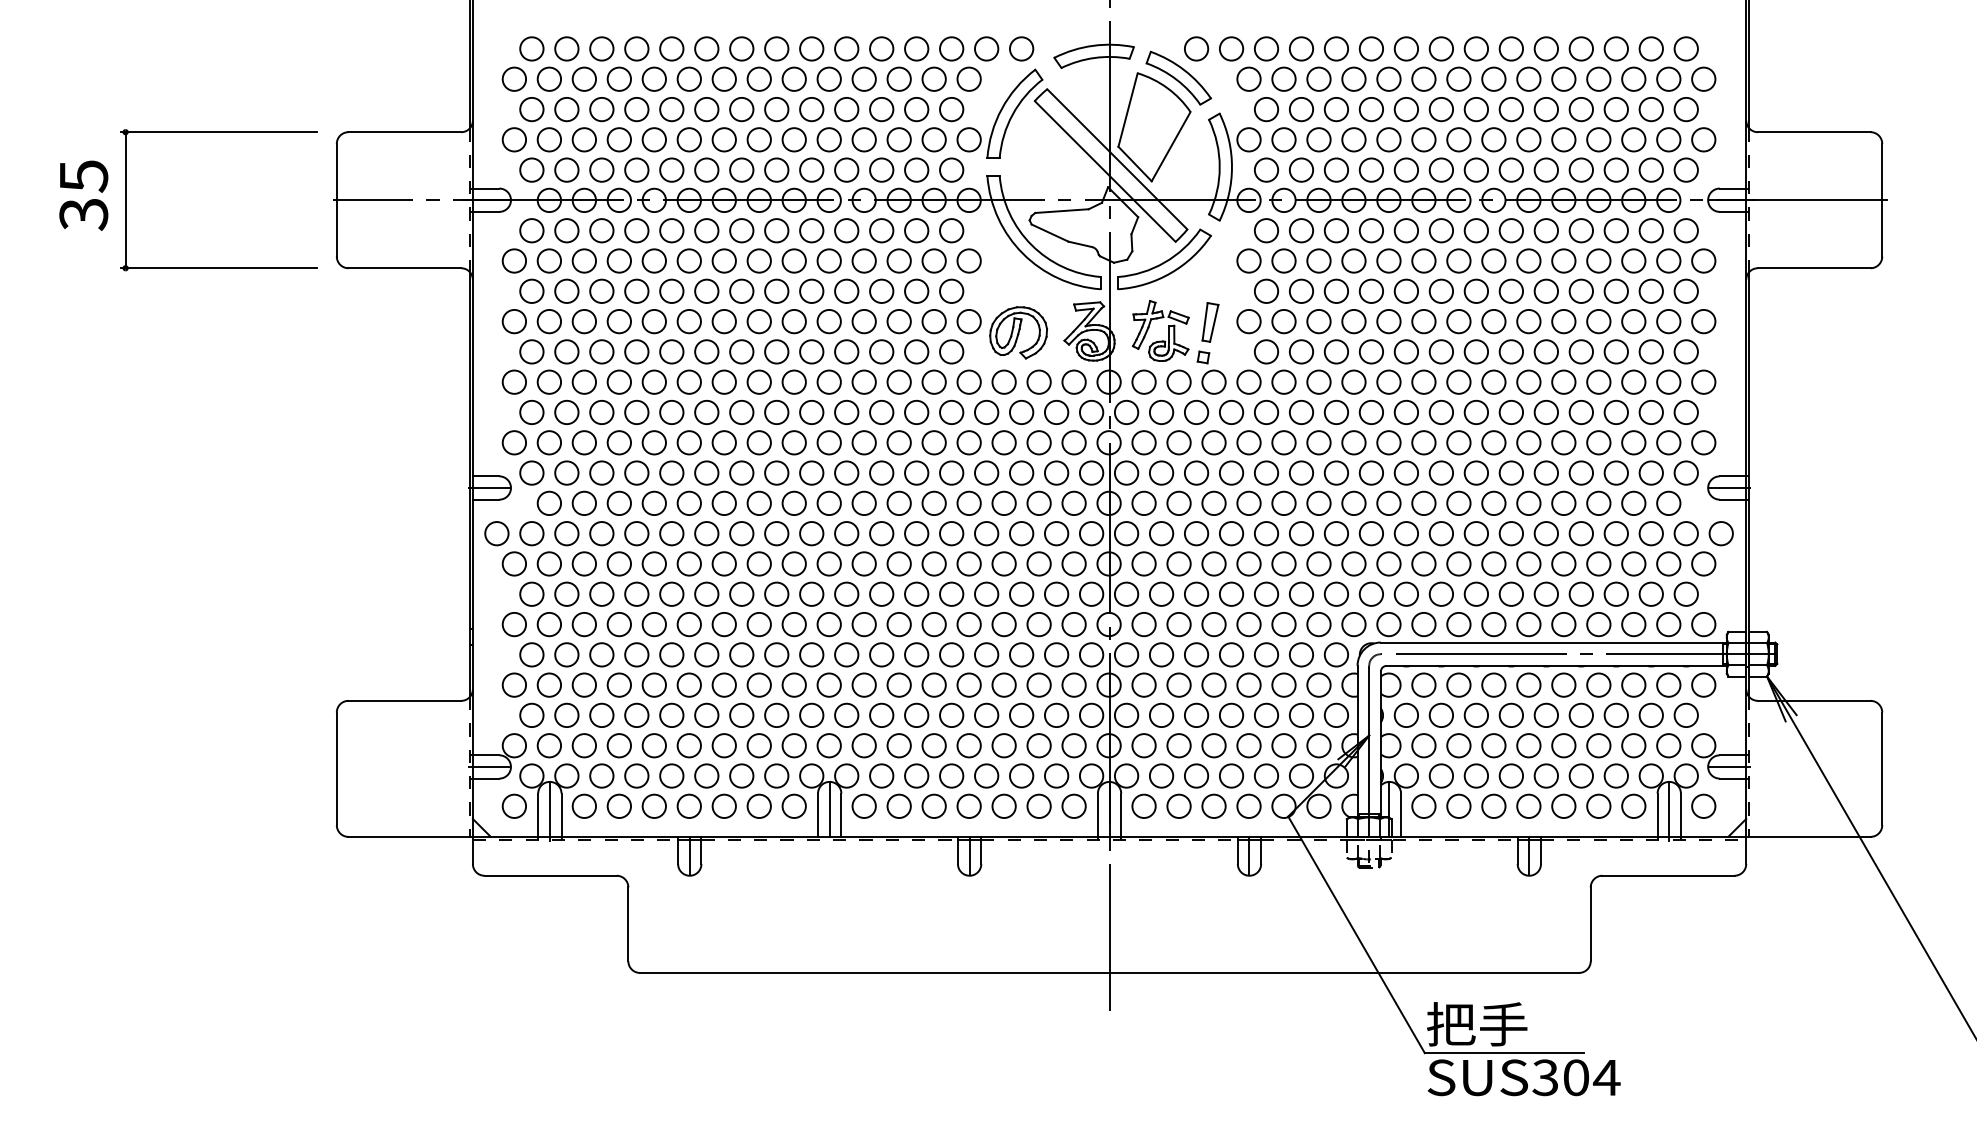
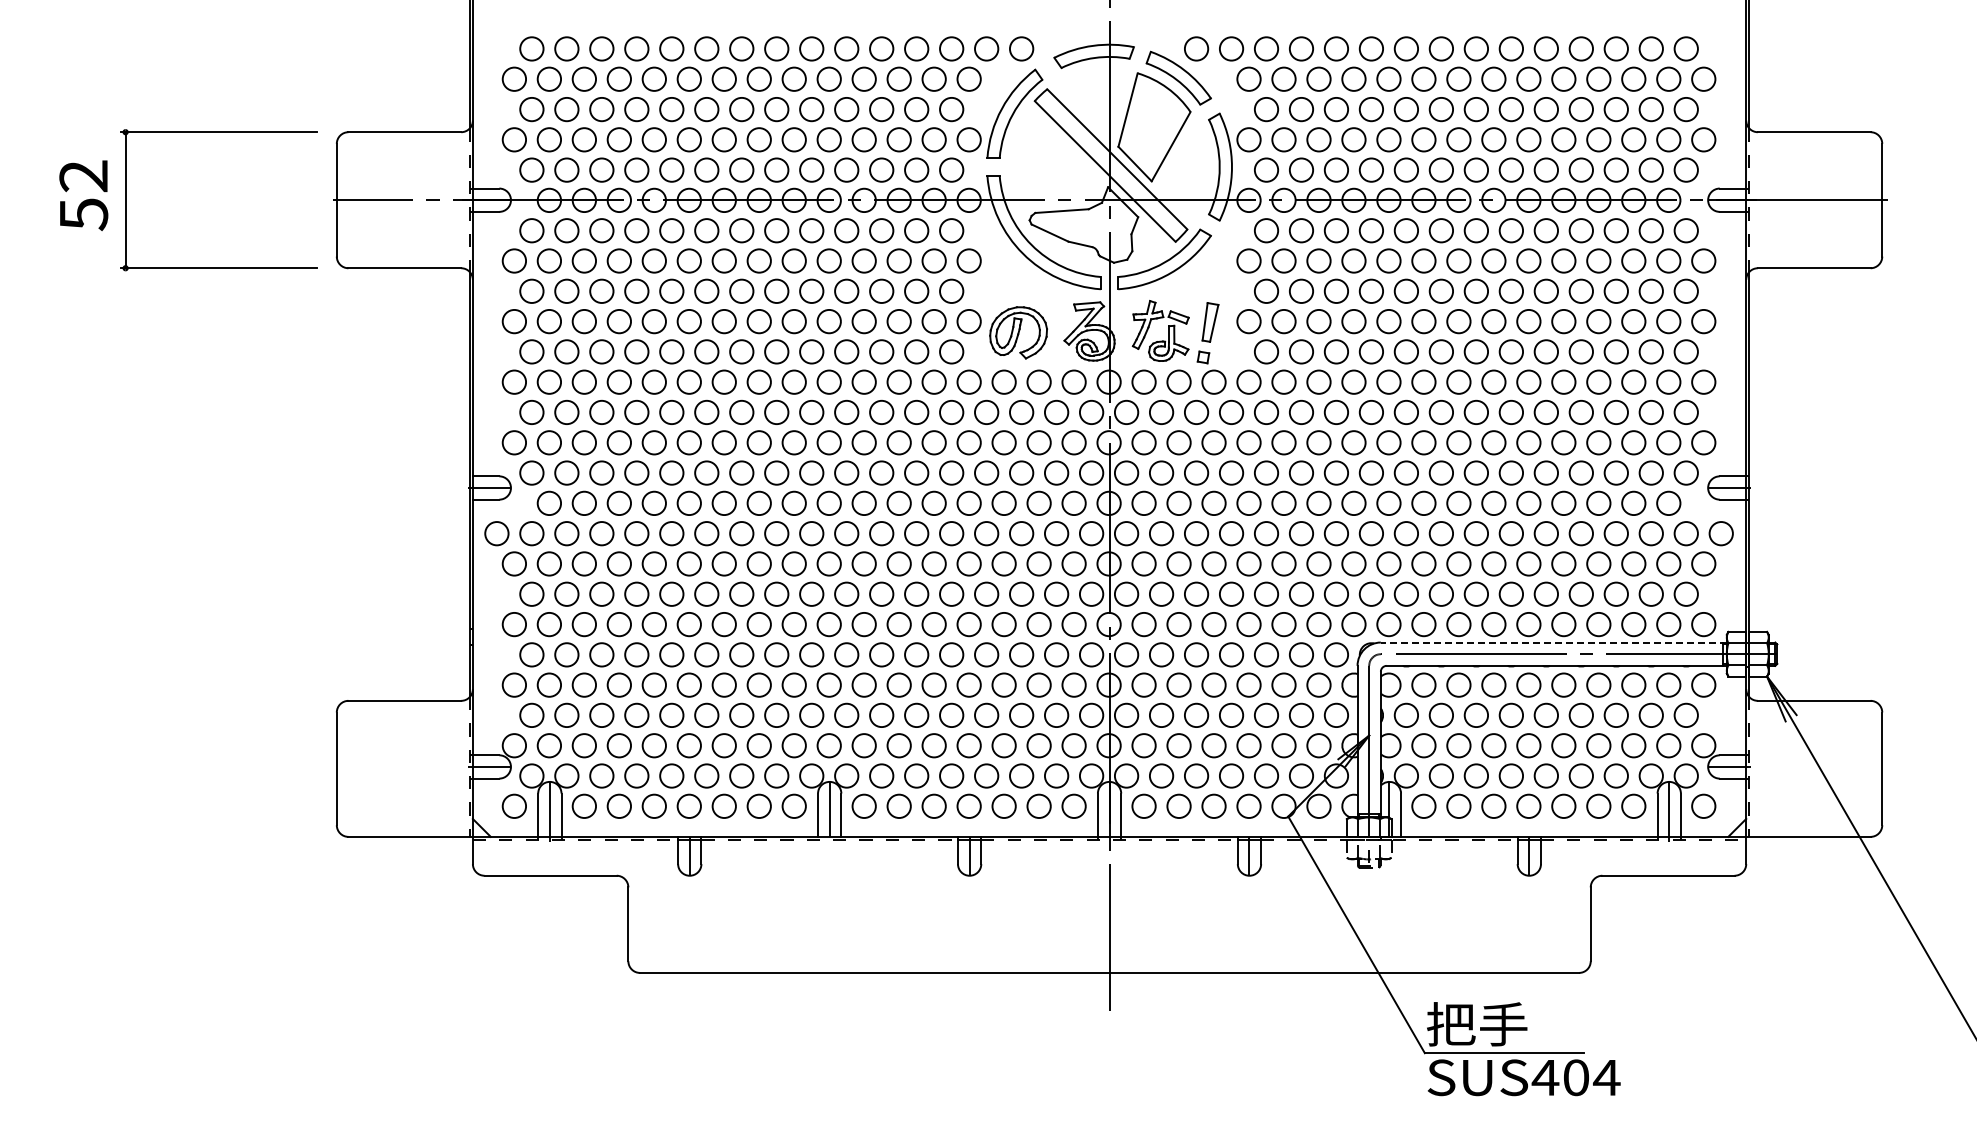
text: 35 -> 52 (83, 195)
line: solid -> dashed (1553, 642)
text: SUS304 -> SUS404 (1545, 1077)
